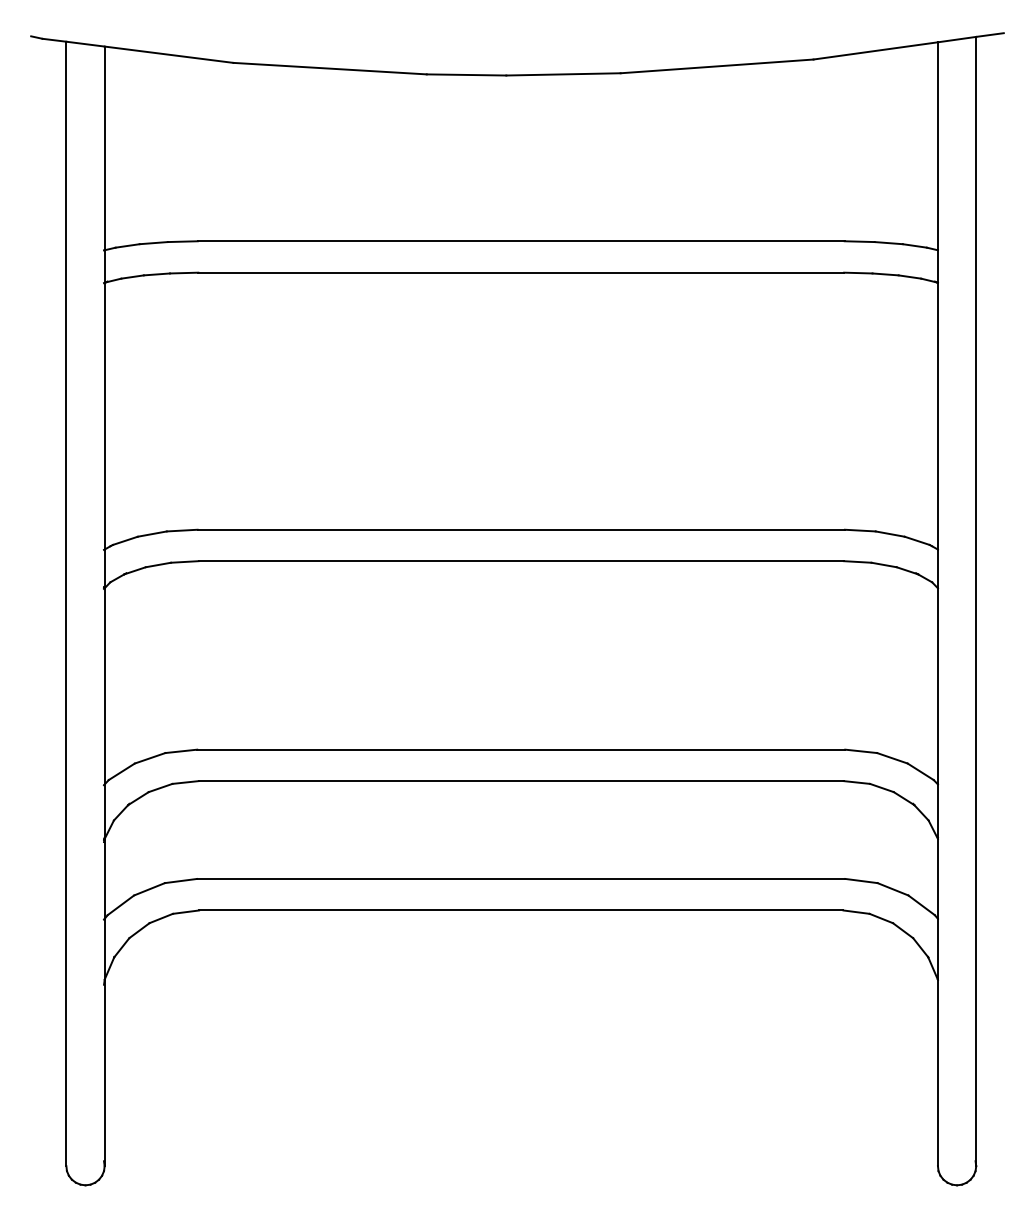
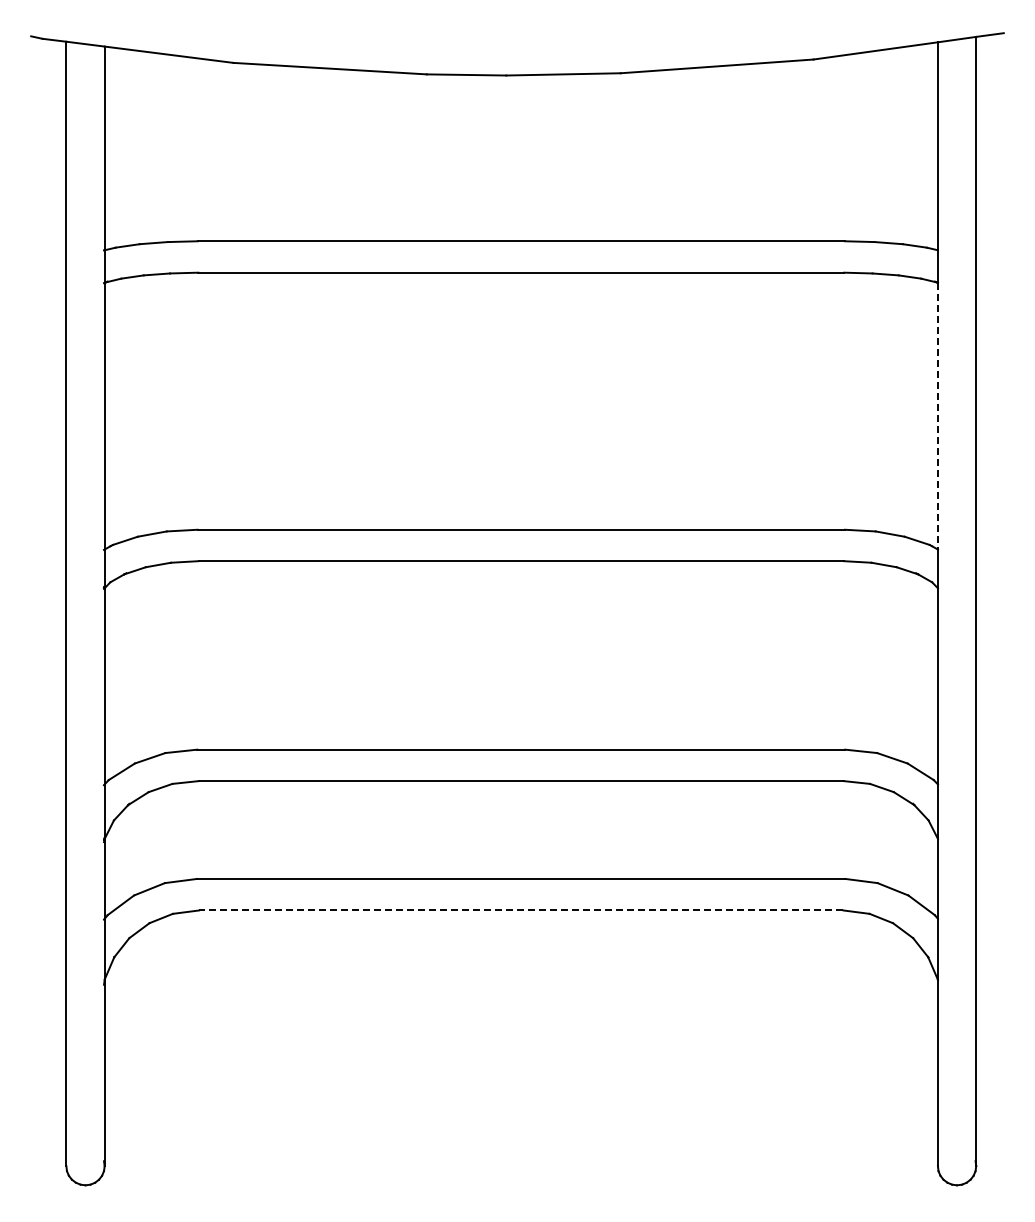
line: solid -> dashed (937, 416)
line: solid -> dashed (520, 910)
